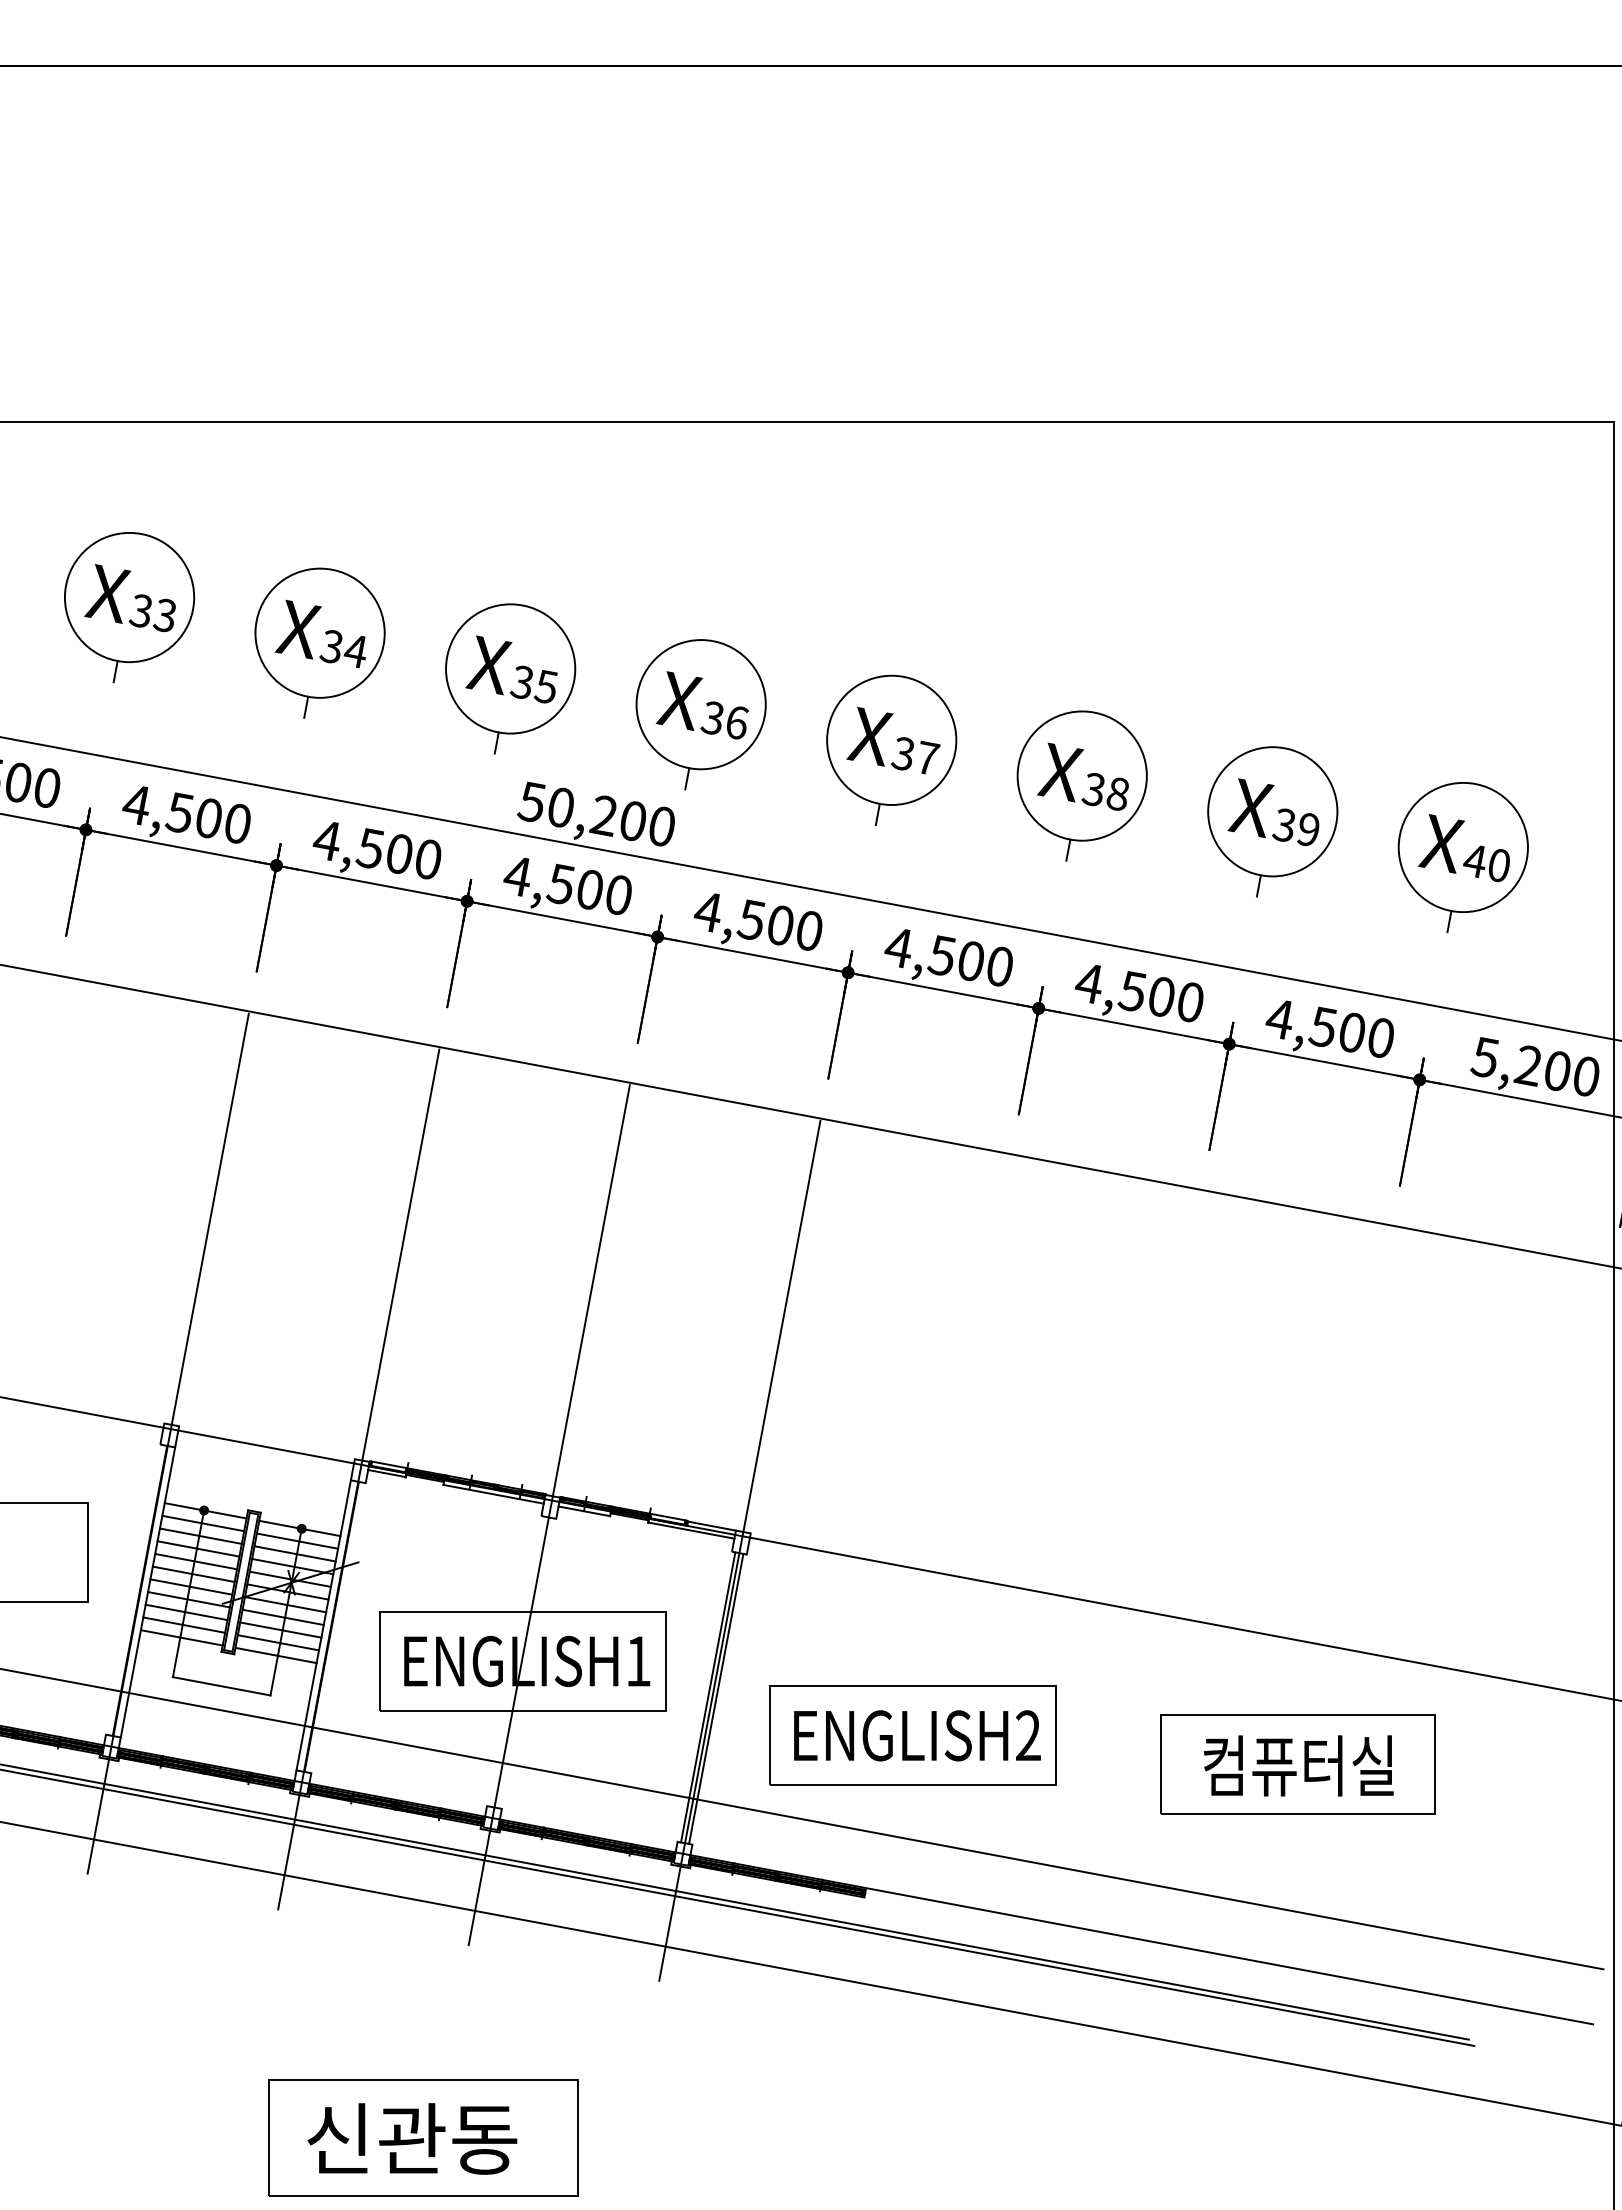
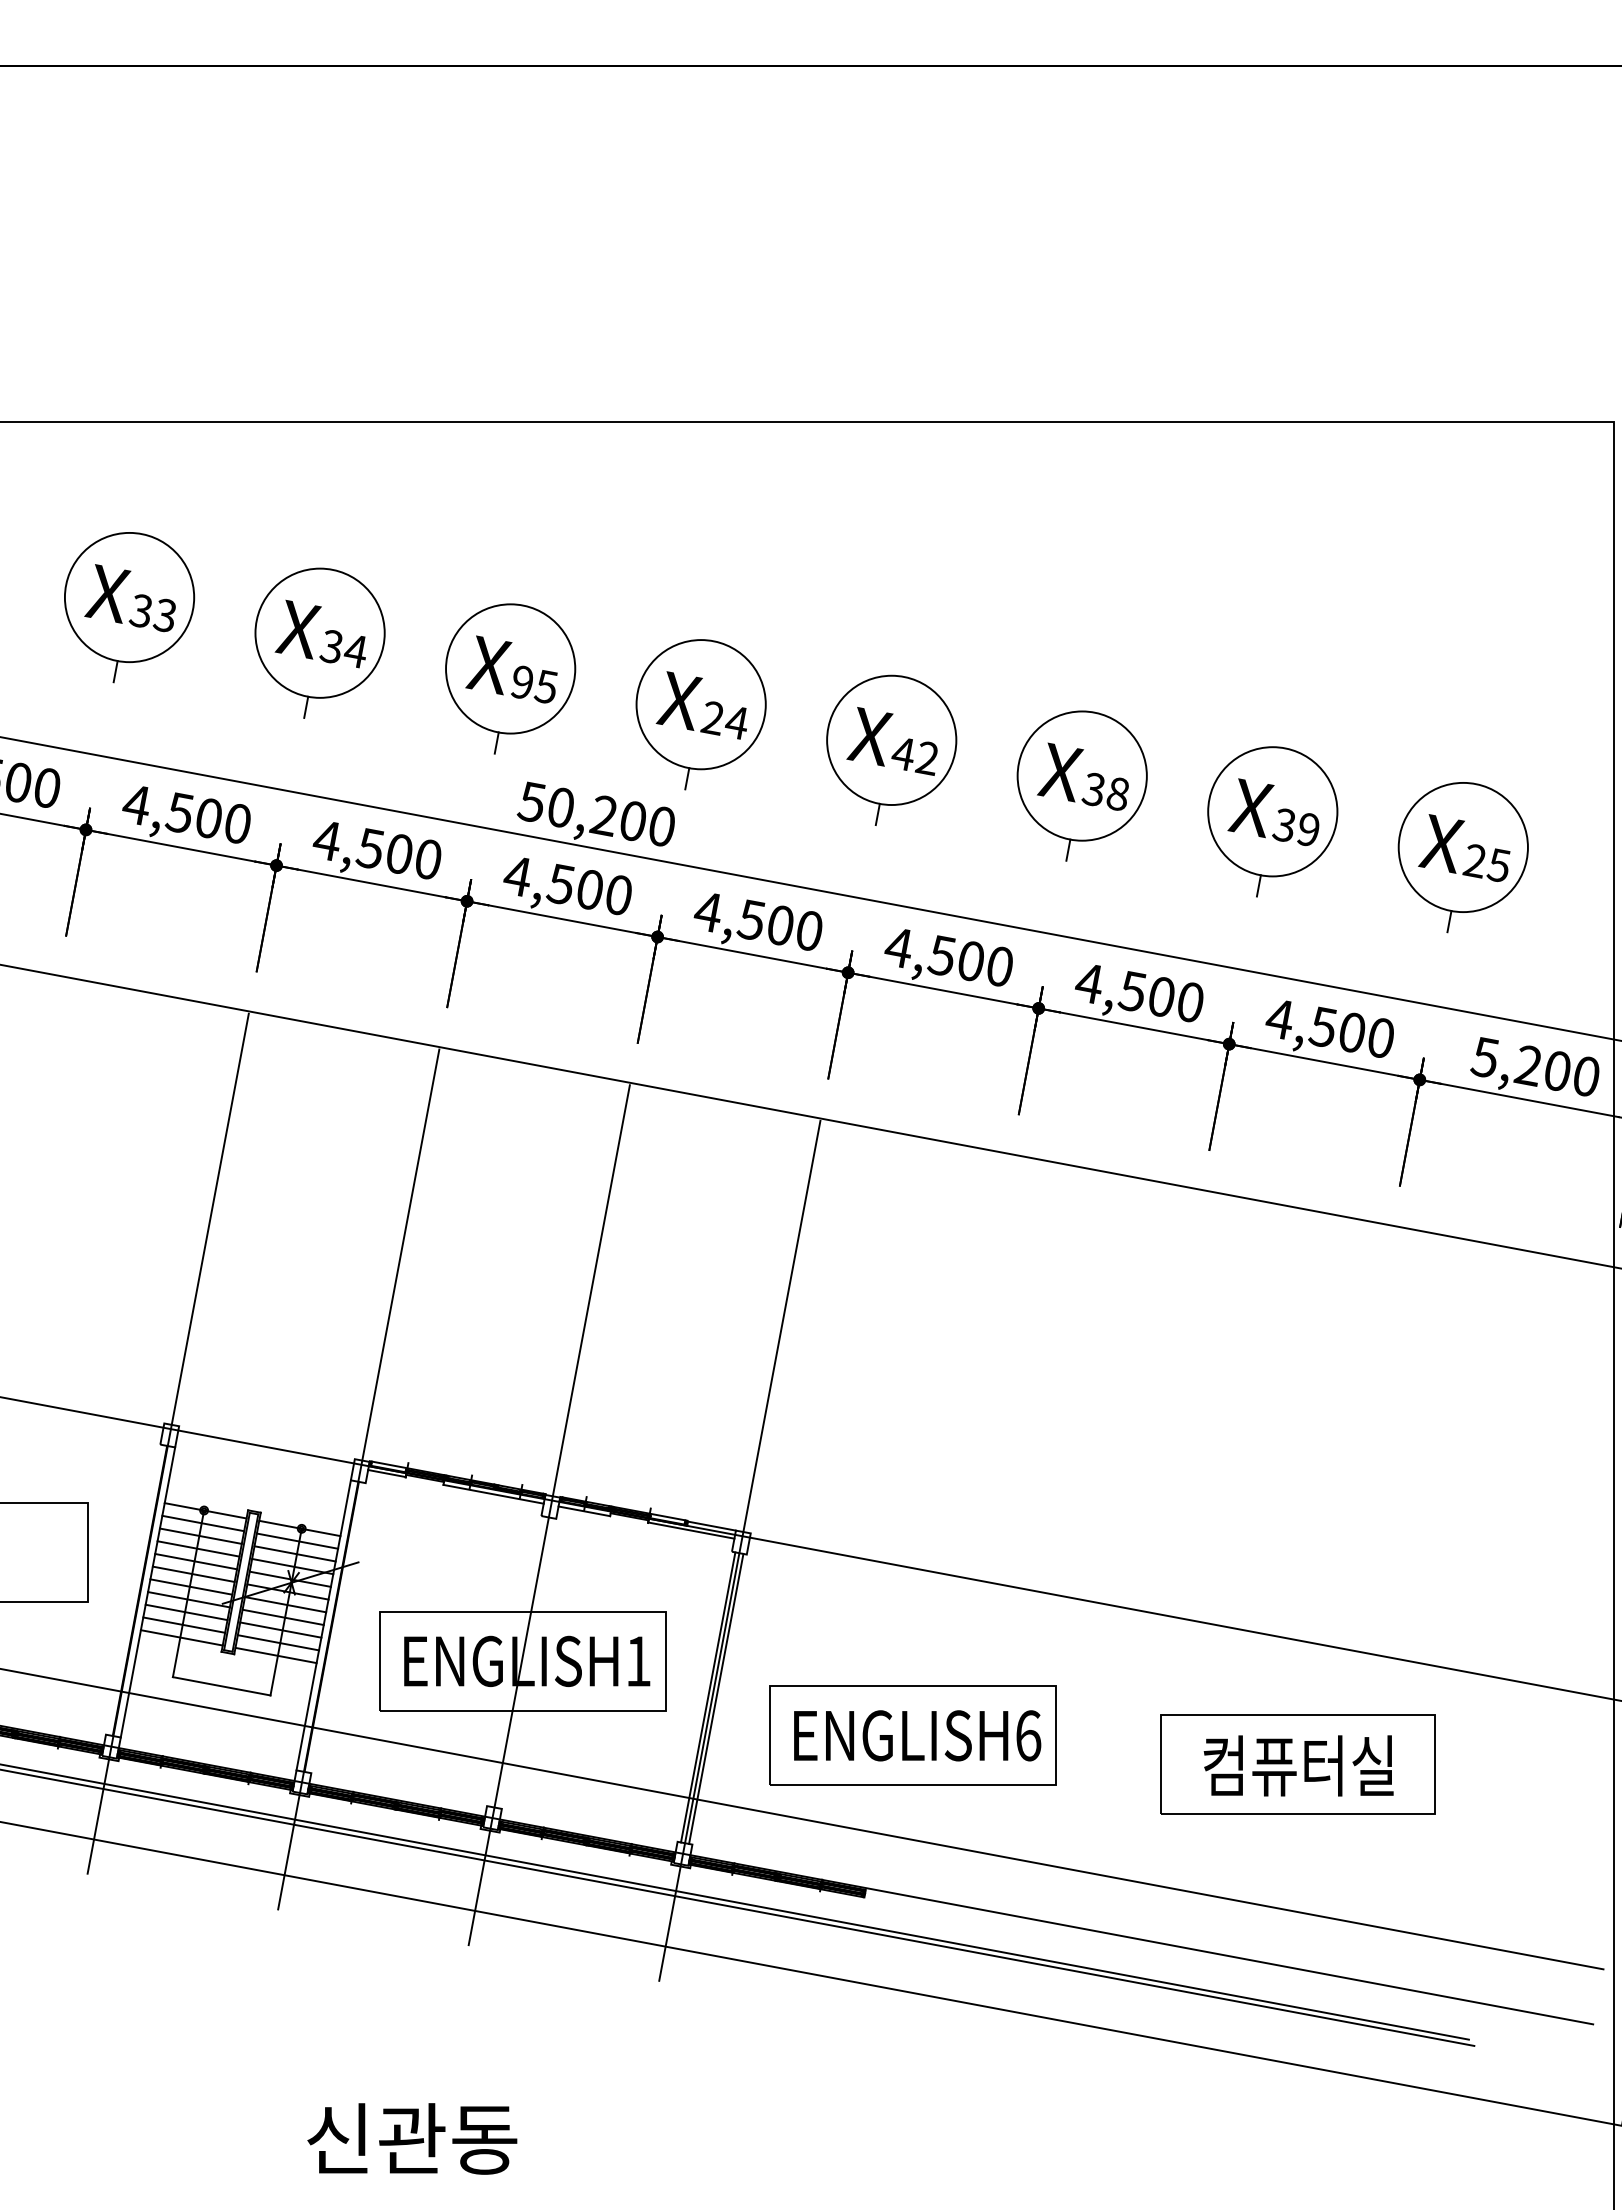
text: 35 -> 95 (520, 681)
text: 36 -> 24 (724, 720)
text: 37 -> 42 (915, 756)
text: 40 -> 25 (1486, 863)
text: ENGLISH2 -> ENGLISH6 (1028, 1735)
part: present -> none (423, 2137)
